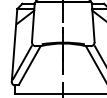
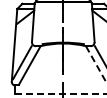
line: solid -> dashed (96, 65)
line: solid -> dashed (61, 94)
